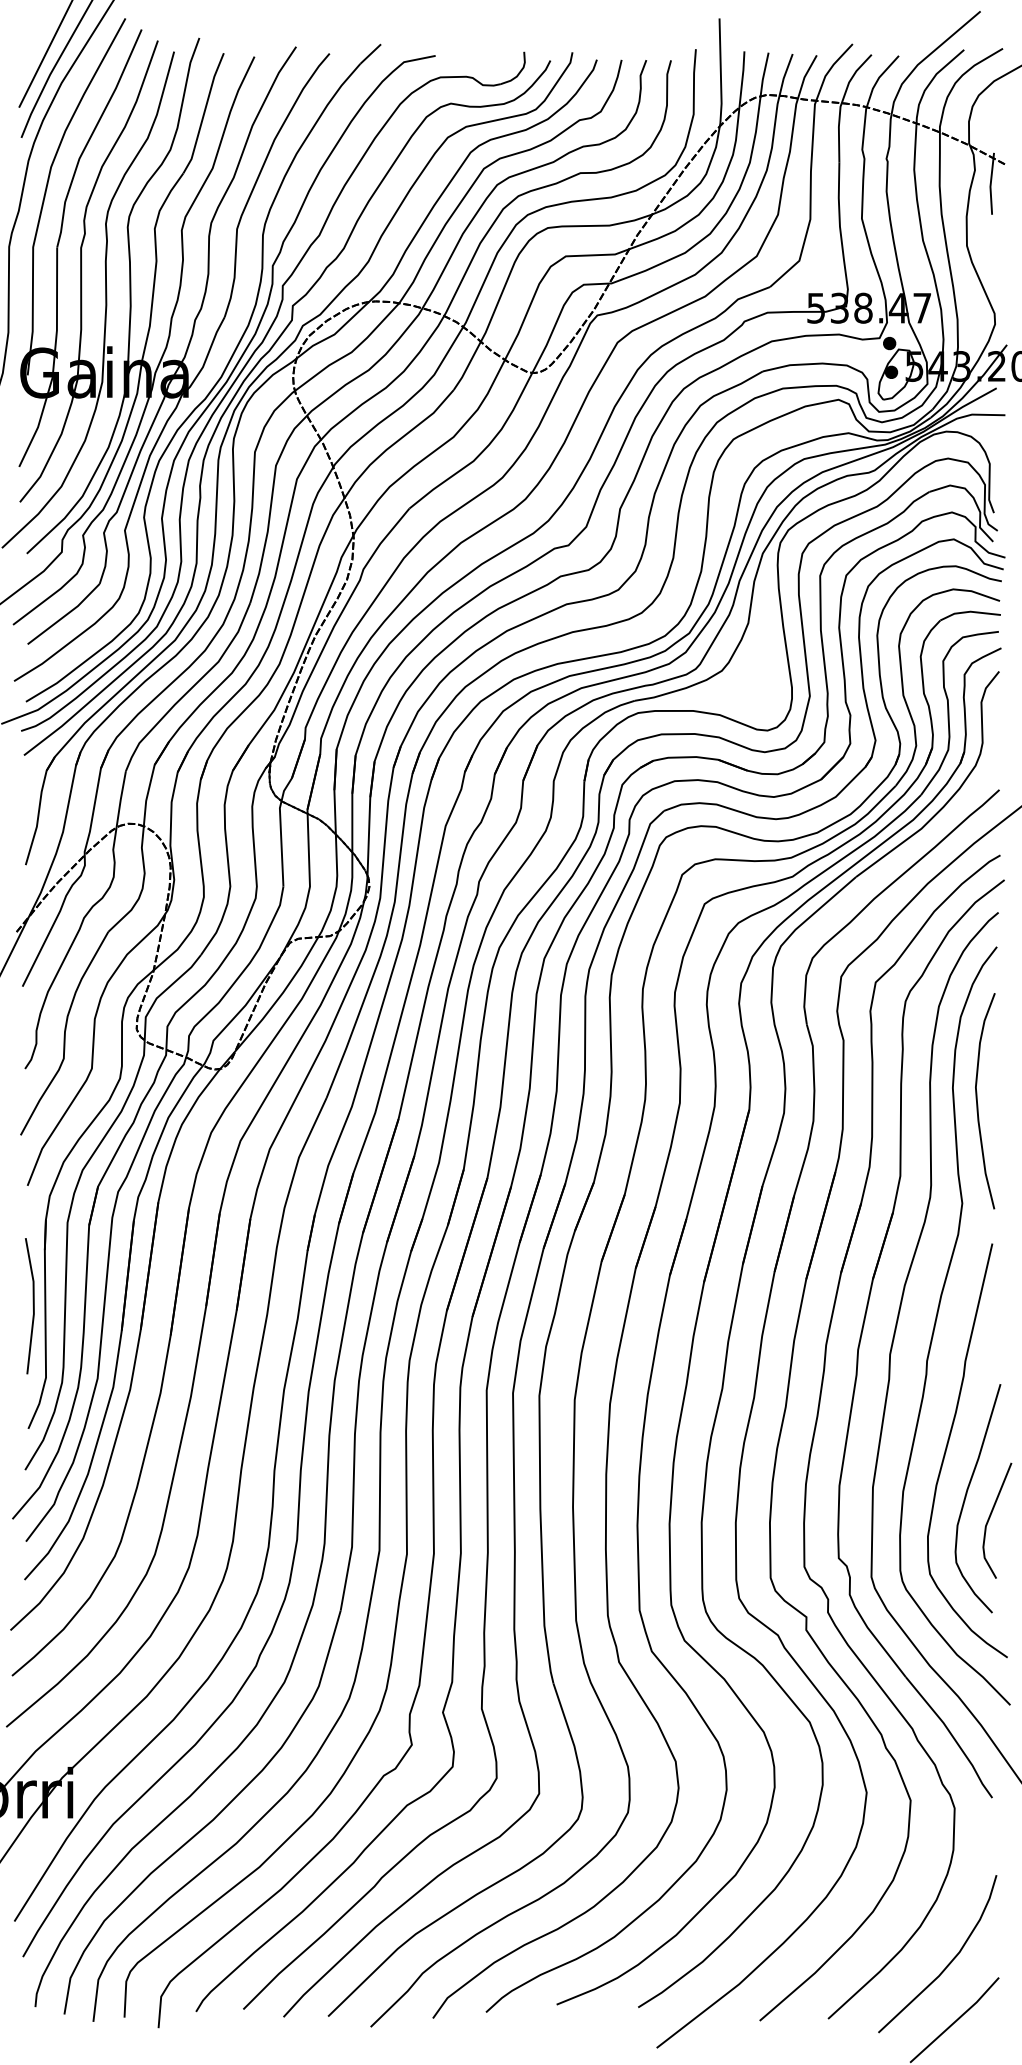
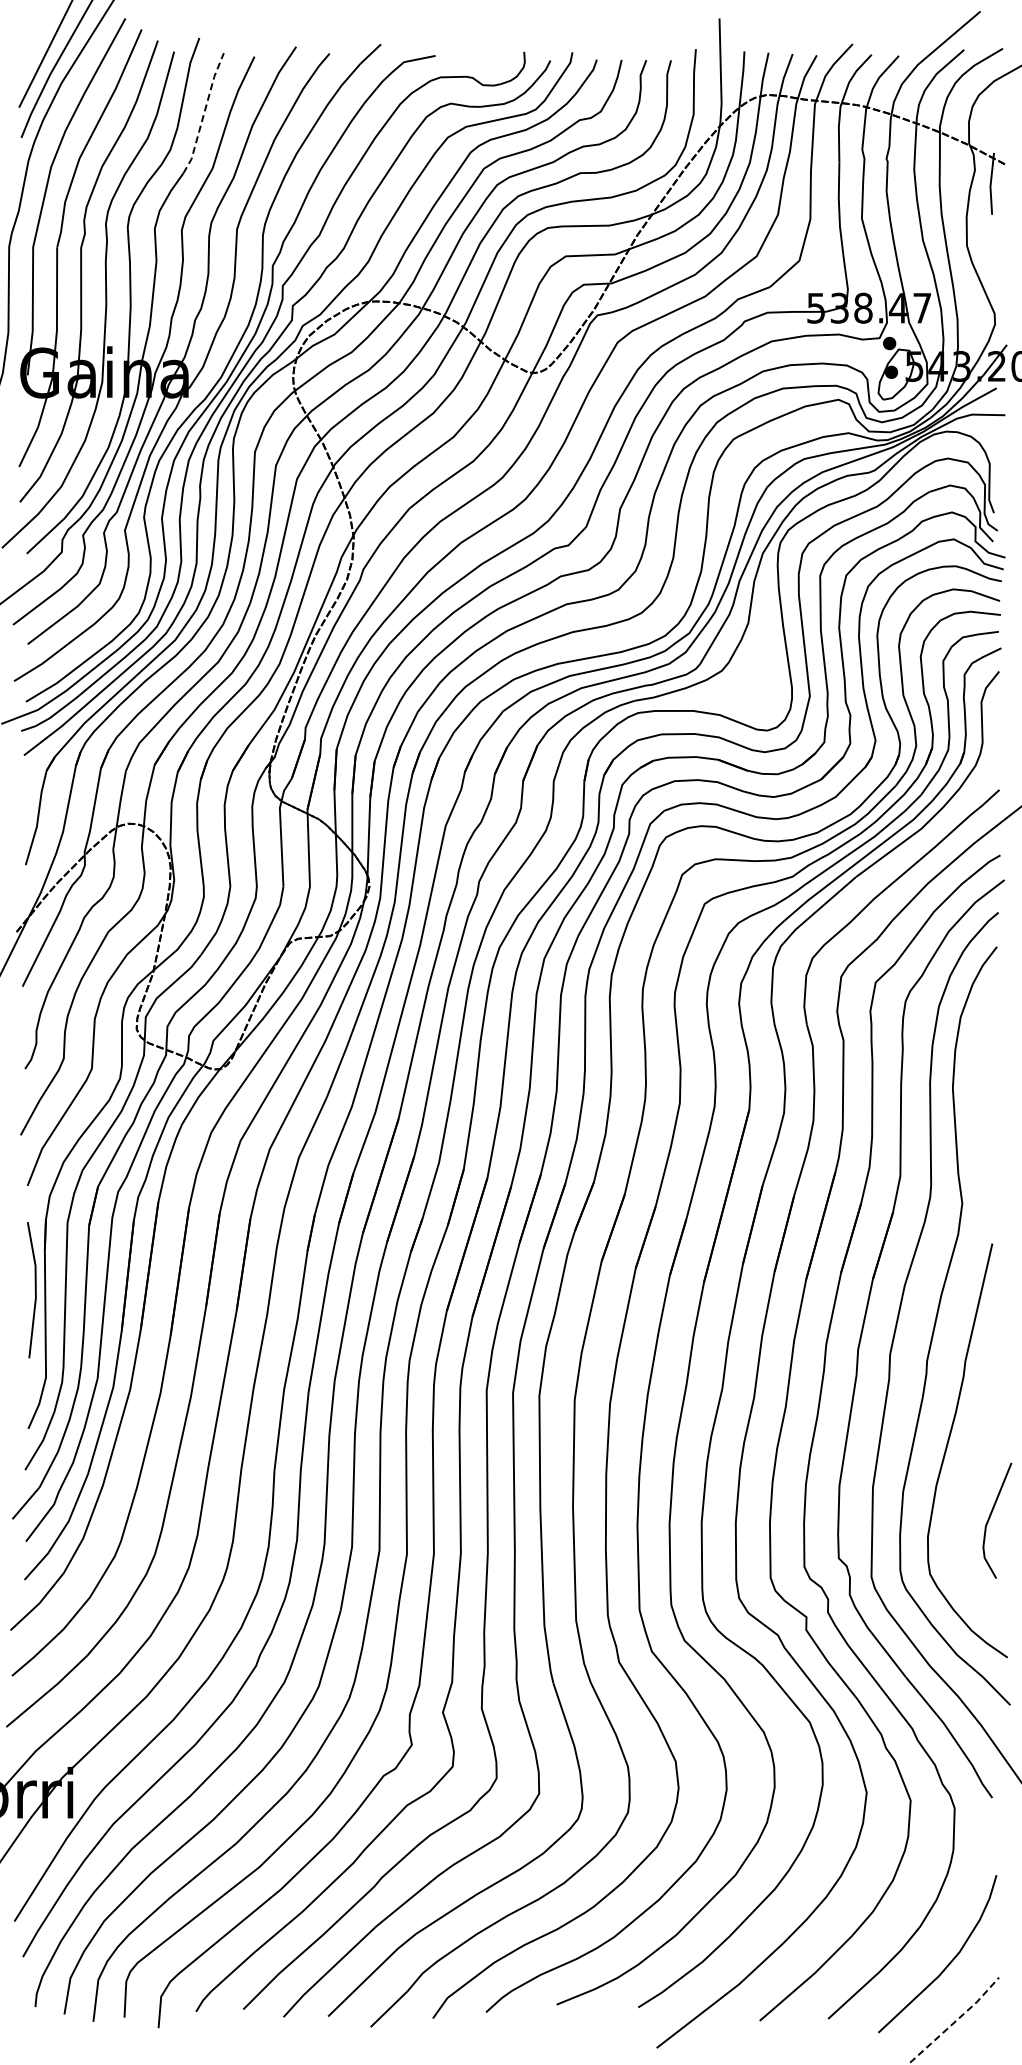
line: solid -> dashed (204, 113)
curve: present -> none (978, 1104)
line position: (32, 1306) -> (34, 1290) (34, 1290)
curve: present -> none (966, 1497)
line: solid -> dashed (956, 2020)
